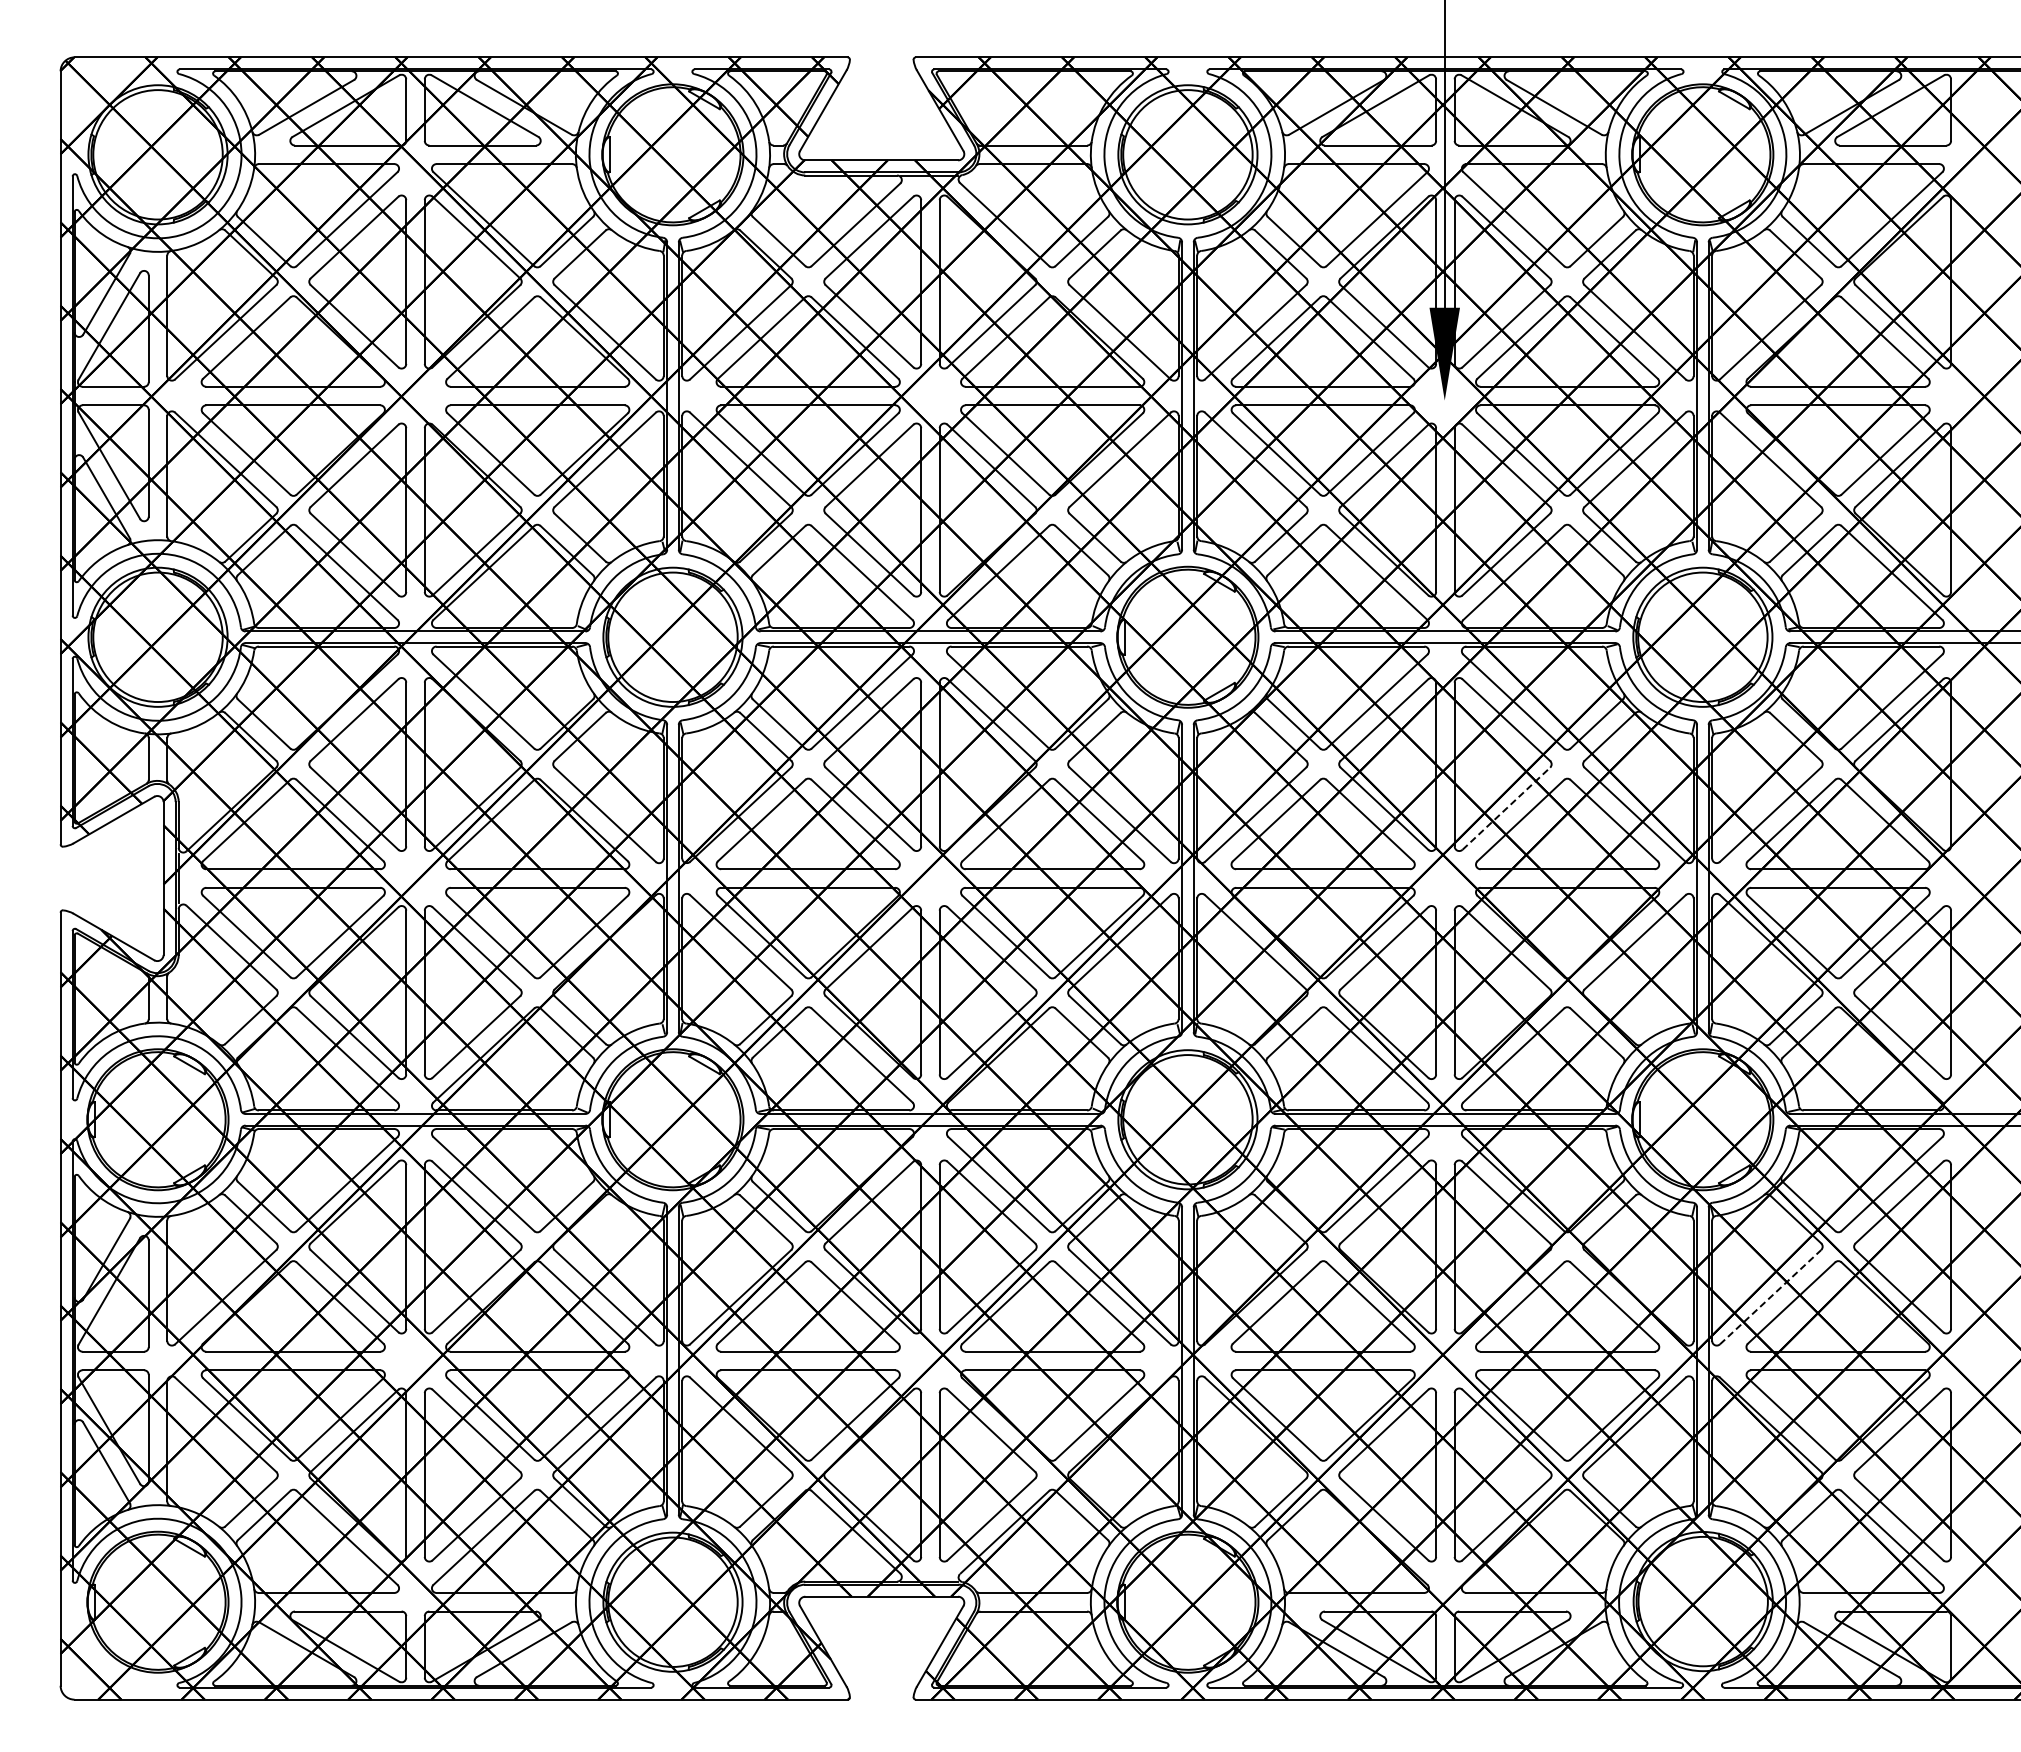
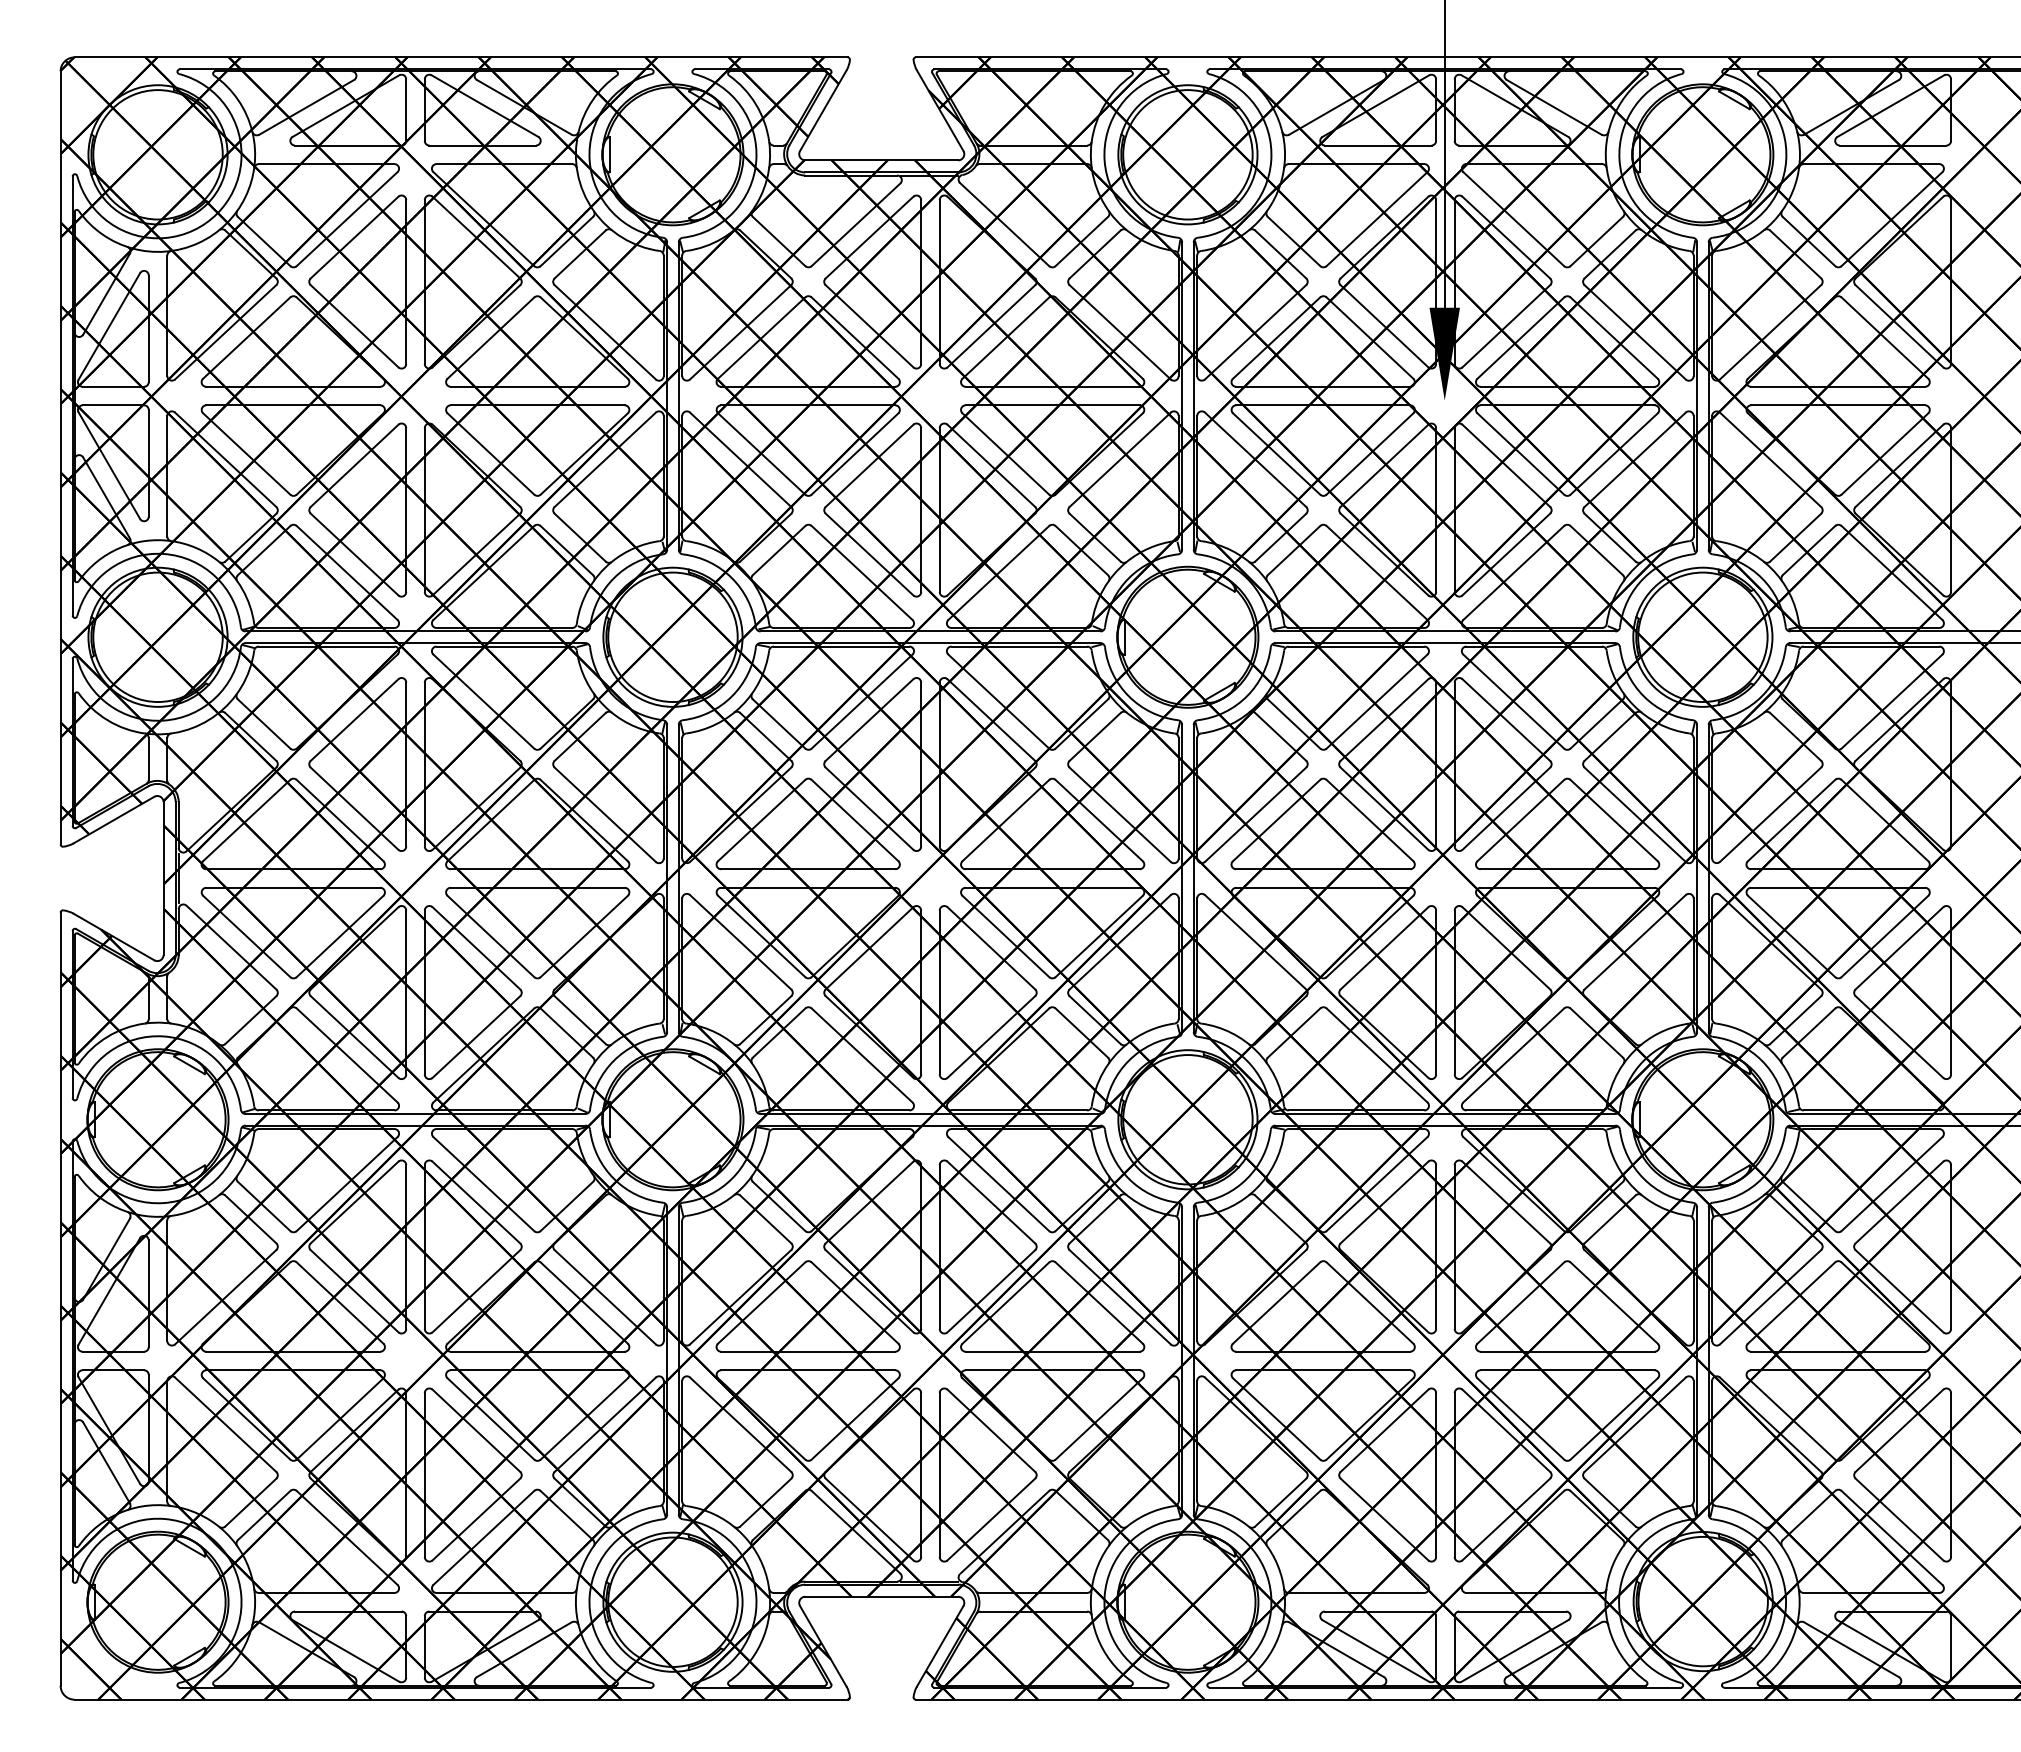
line: dashed -> solid (1506, 808)
line: dashed -> solid (1770, 1296)
